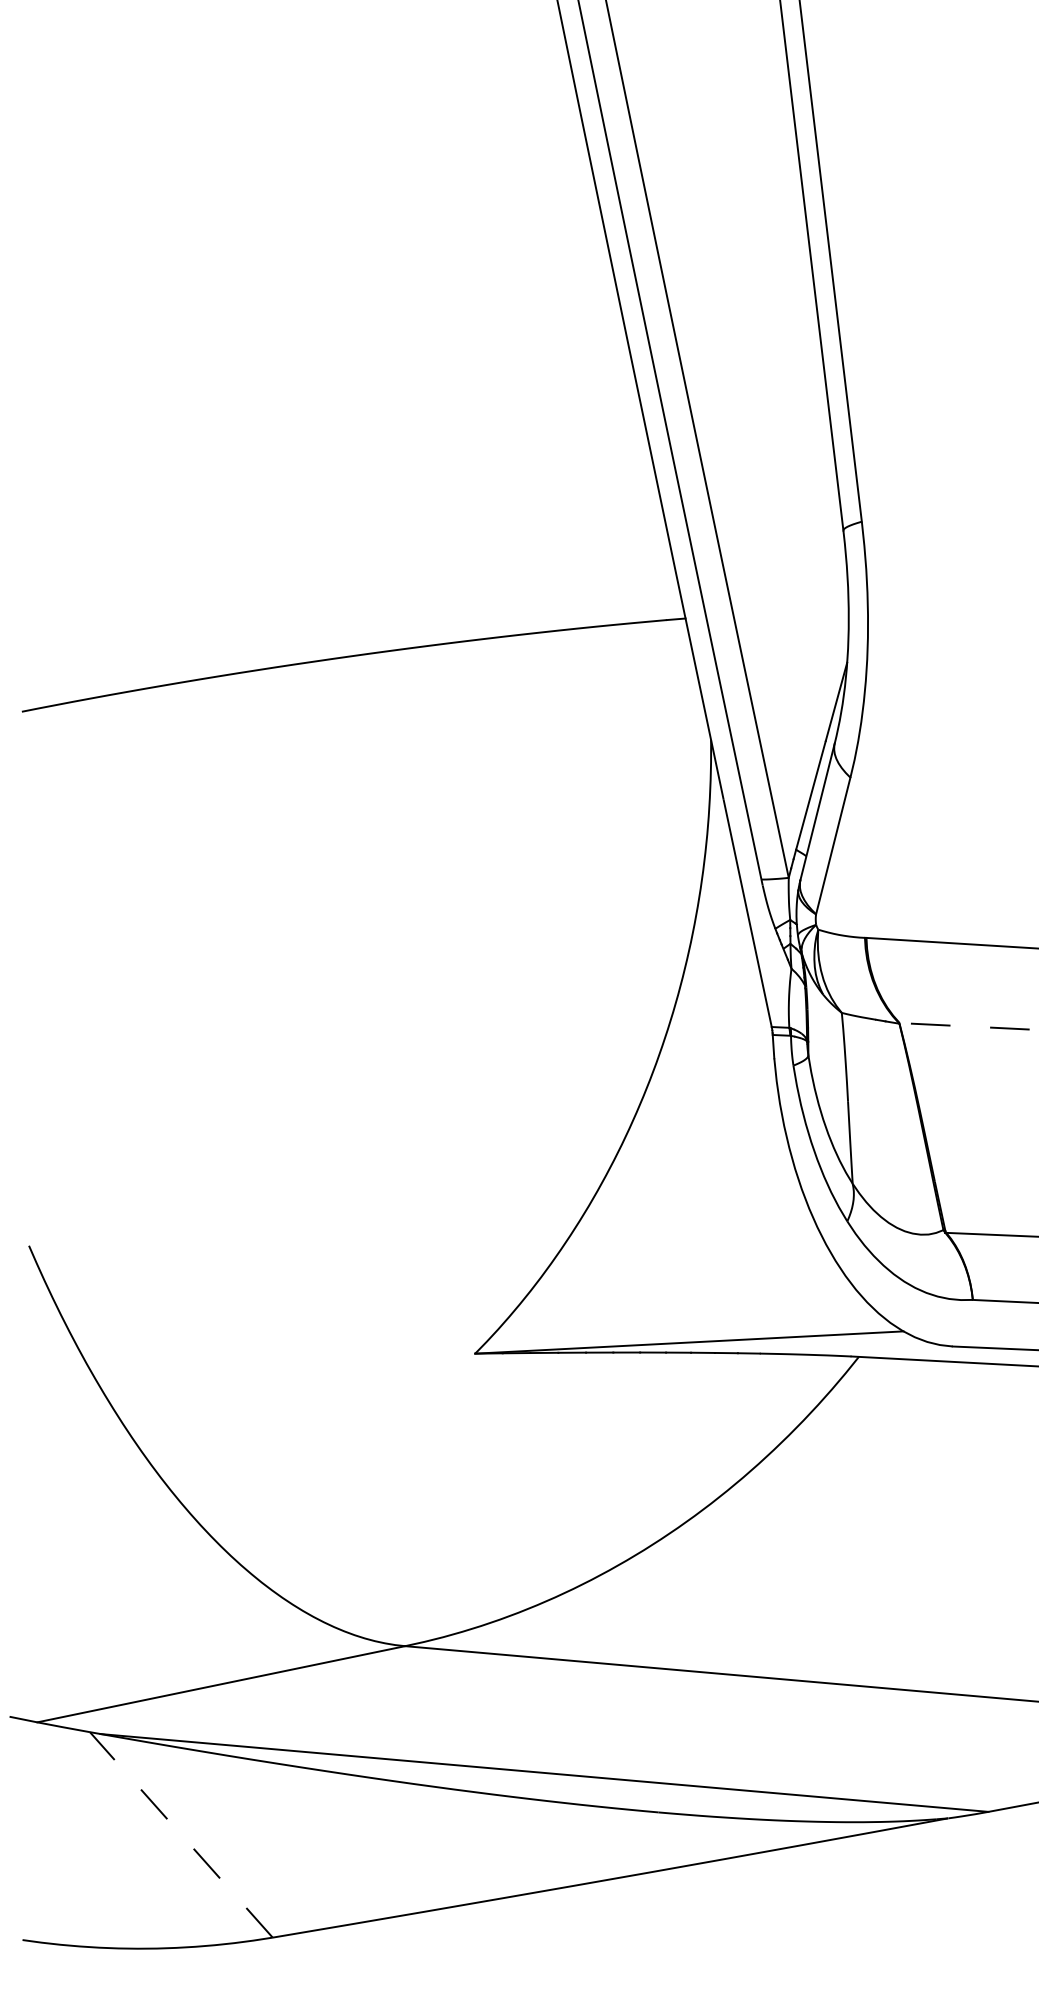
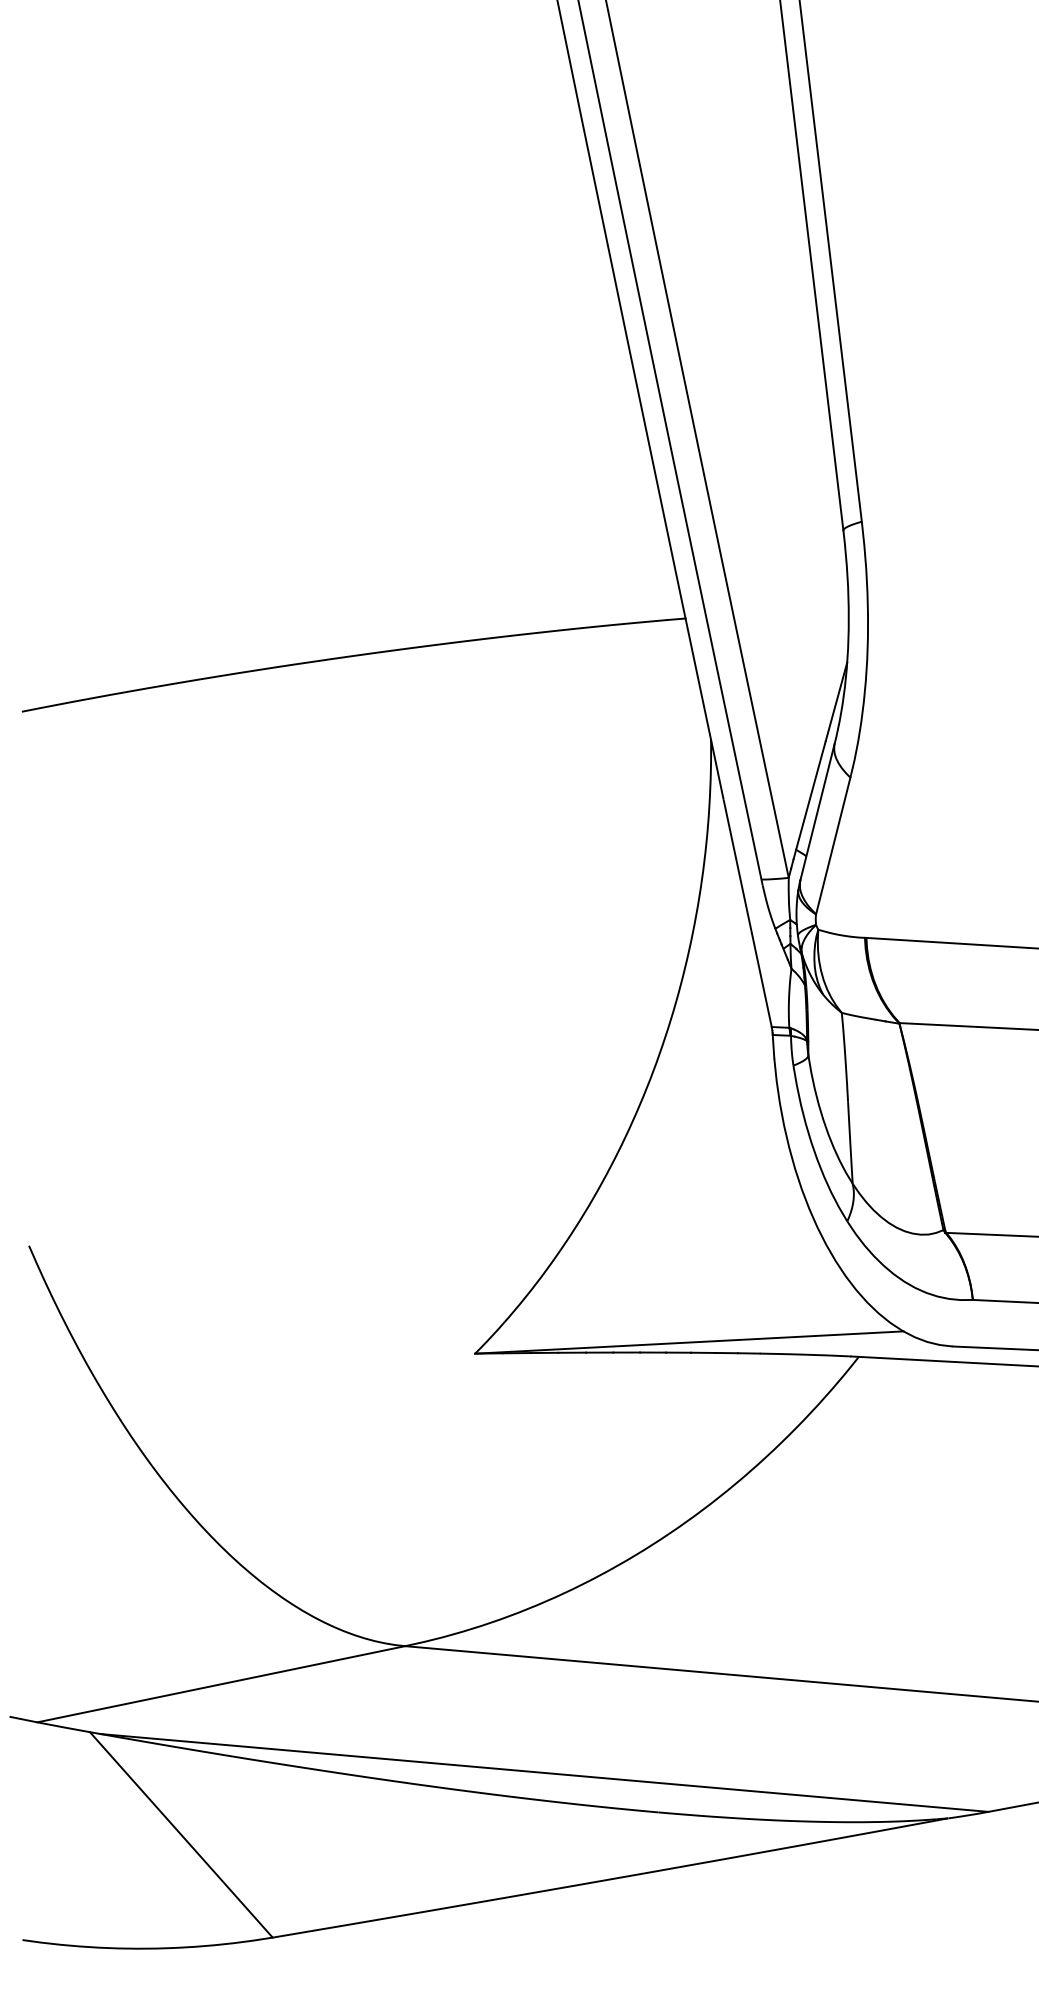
line: dashed -> solid (968, 1026)
line: dashed -> solid (181, 1834)
